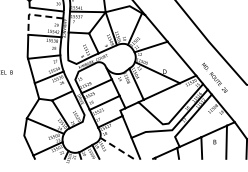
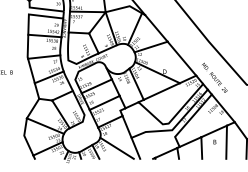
line: dashed -> solid (34, 15)
line: dashed -> solid (117, 148)
